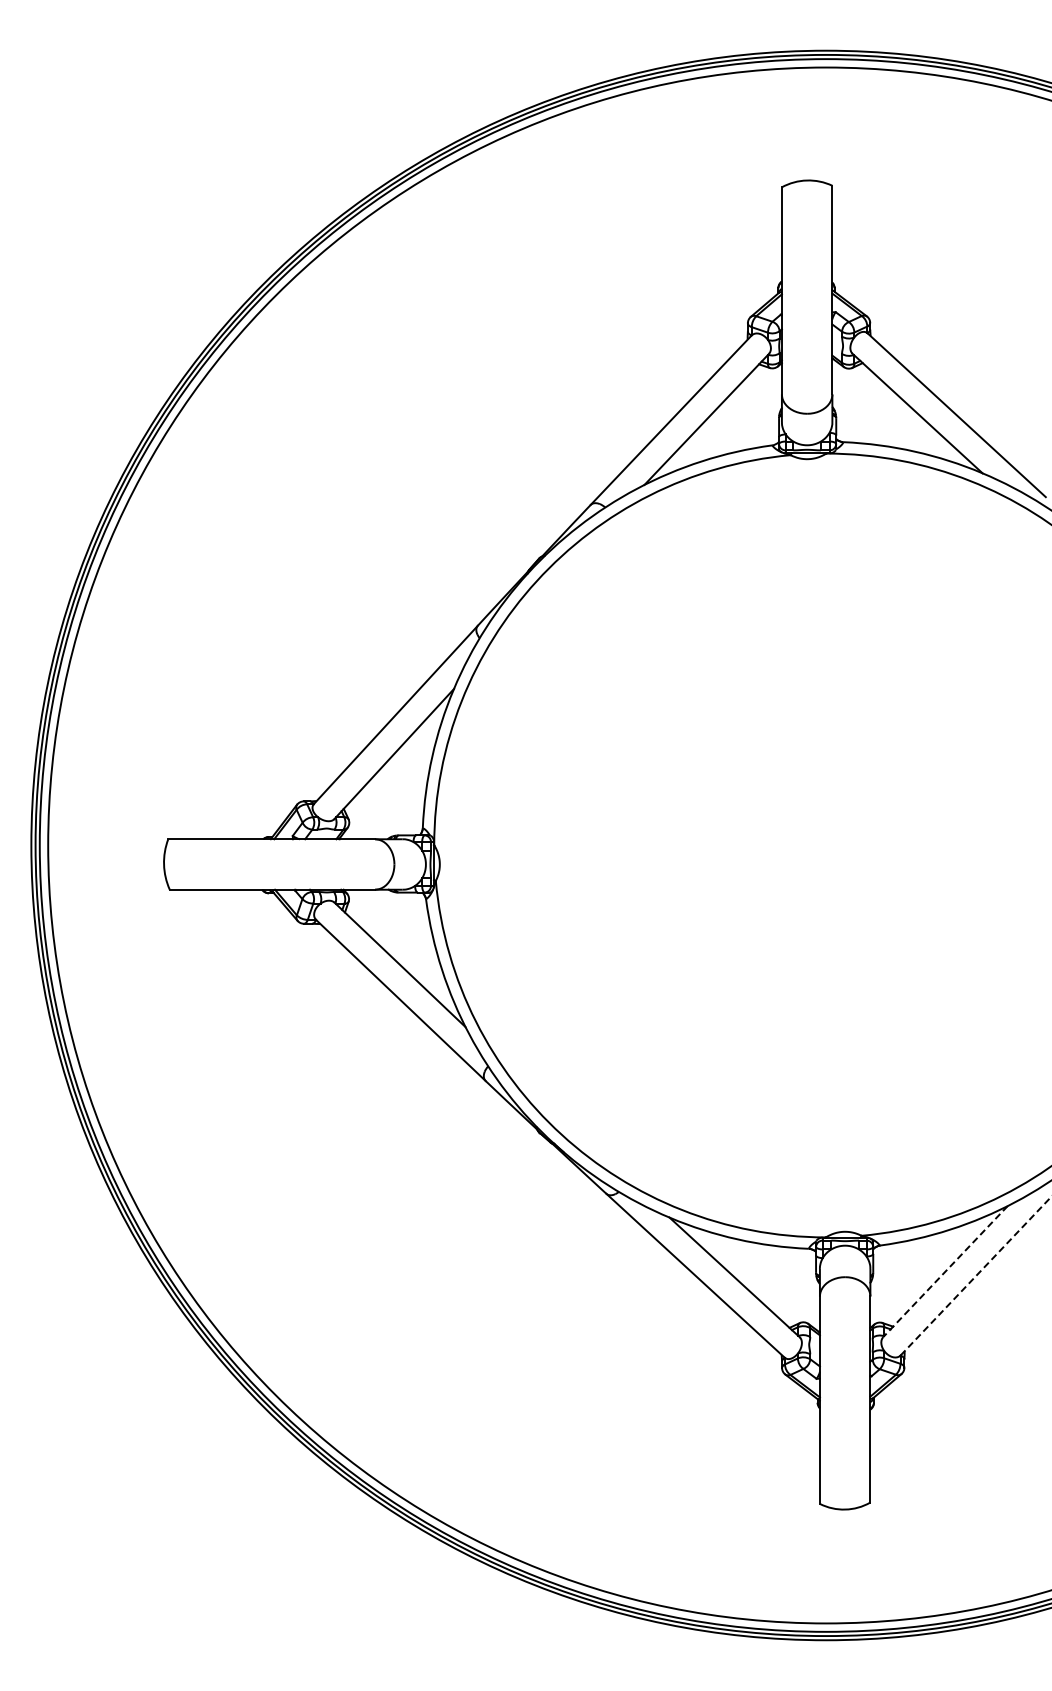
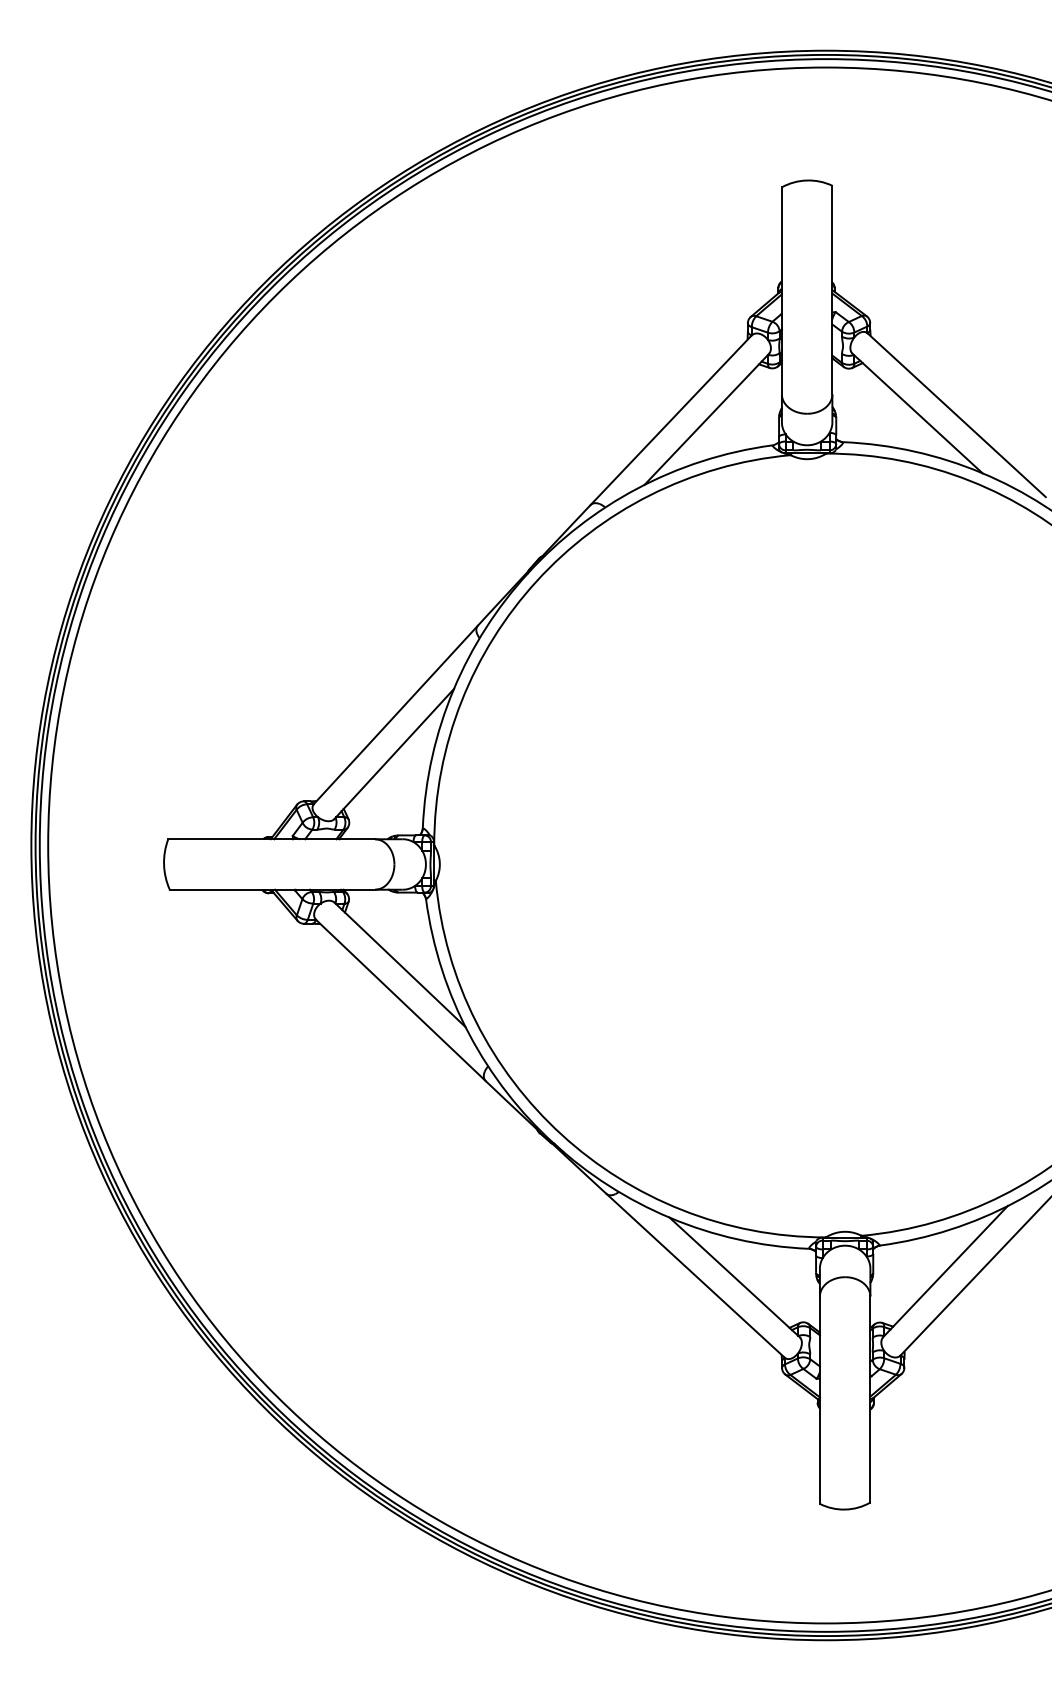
line: dashed -> solid (945, 1271)
line: dashed -> solid (976, 1275)
